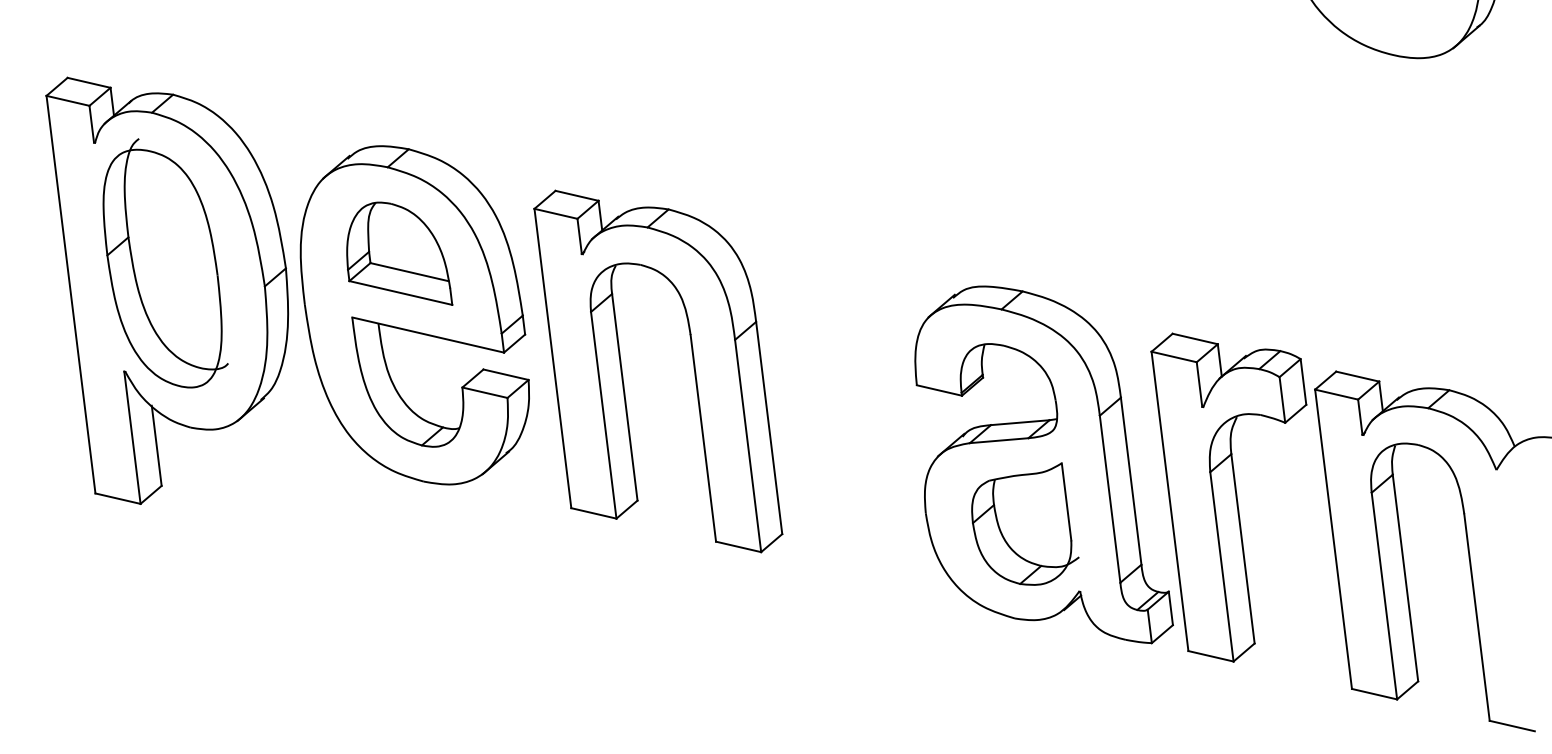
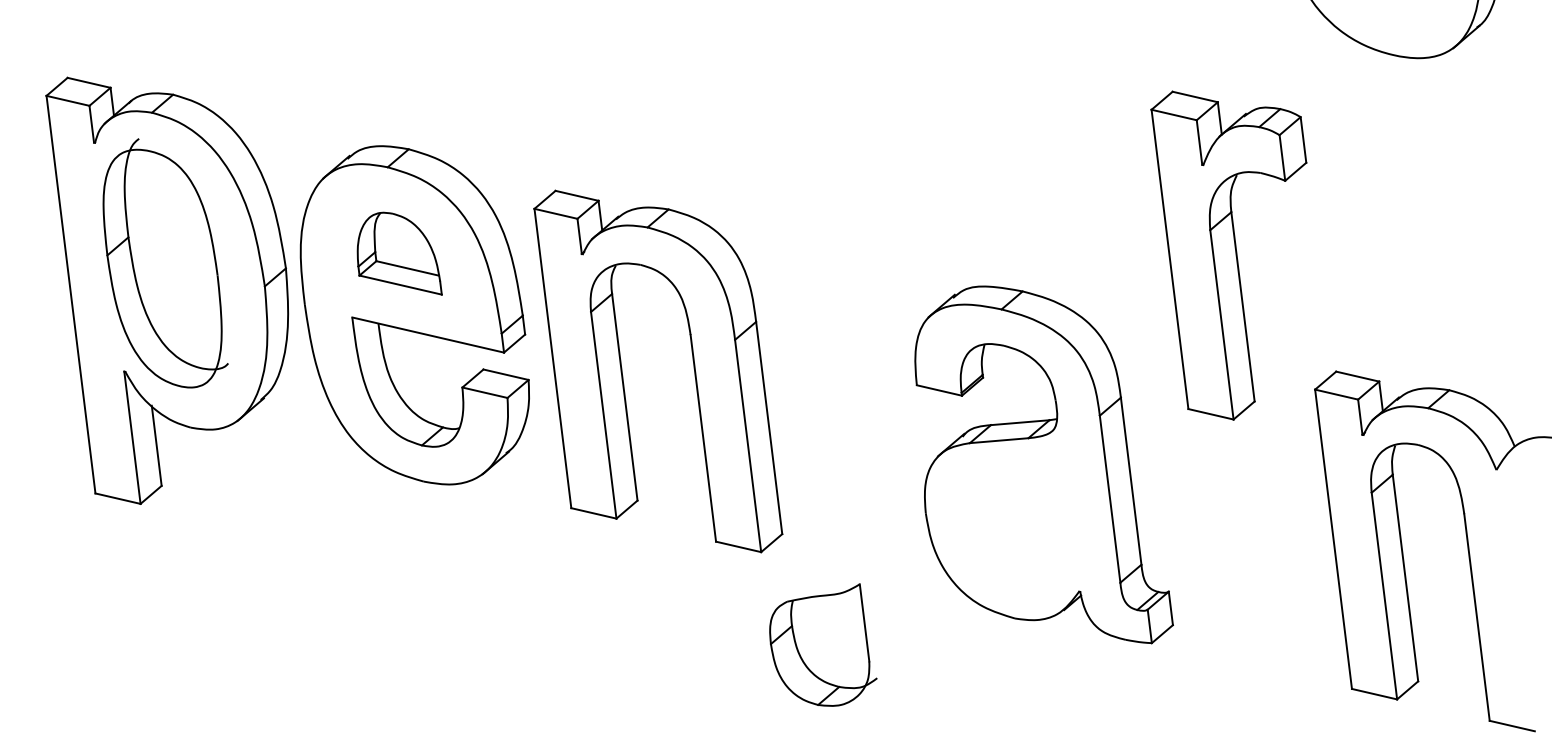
part size: 108x105 px -> 87x85 px (399, 253)
part position: (1228, 497) -> (1228, 255) (1228, 255)
part position: (1025, 523) -> (823, 644) (823, 644)
